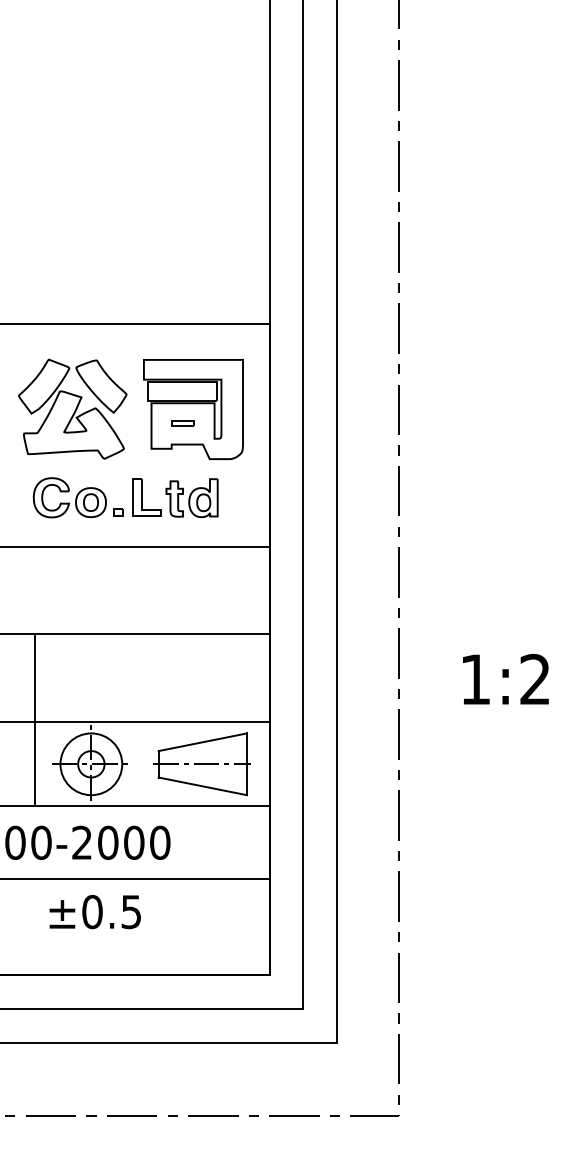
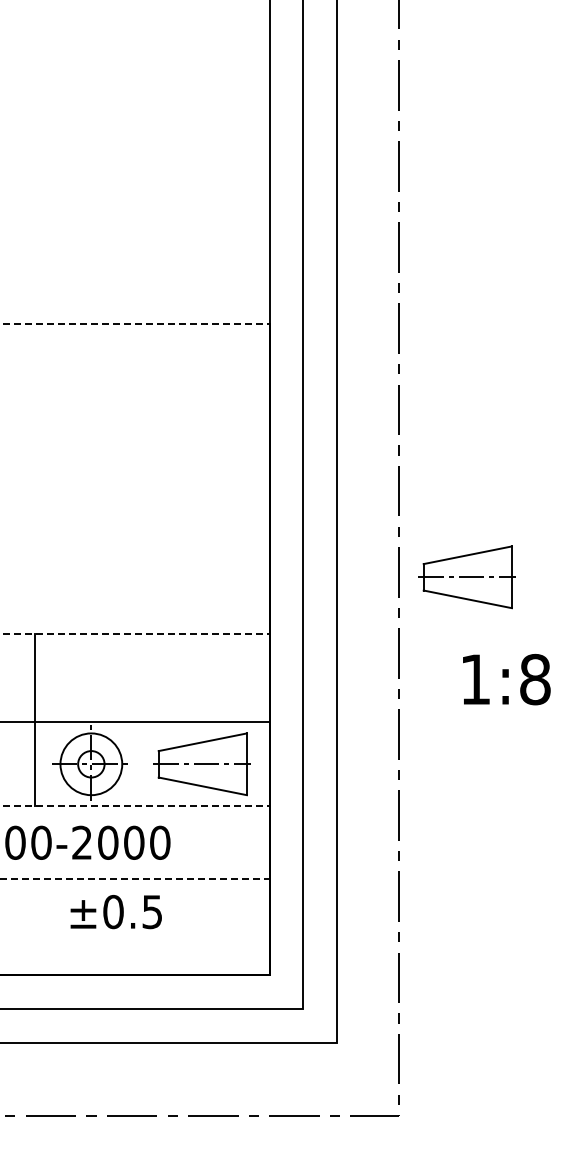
line: solid -> dashed (135, 323)
part: present -> none (122, 443)
line: present -> none (135, 546)
part: none -> present (466, 577)
line: solid -> dashed (135, 634)
text: 1:2 -> 1:8 (535, 679)
line: solid -> dashed (135, 806)
line: solid -> dashed (135, 878)
text position: (94, 912) -> (115, 912) (115, 912)
